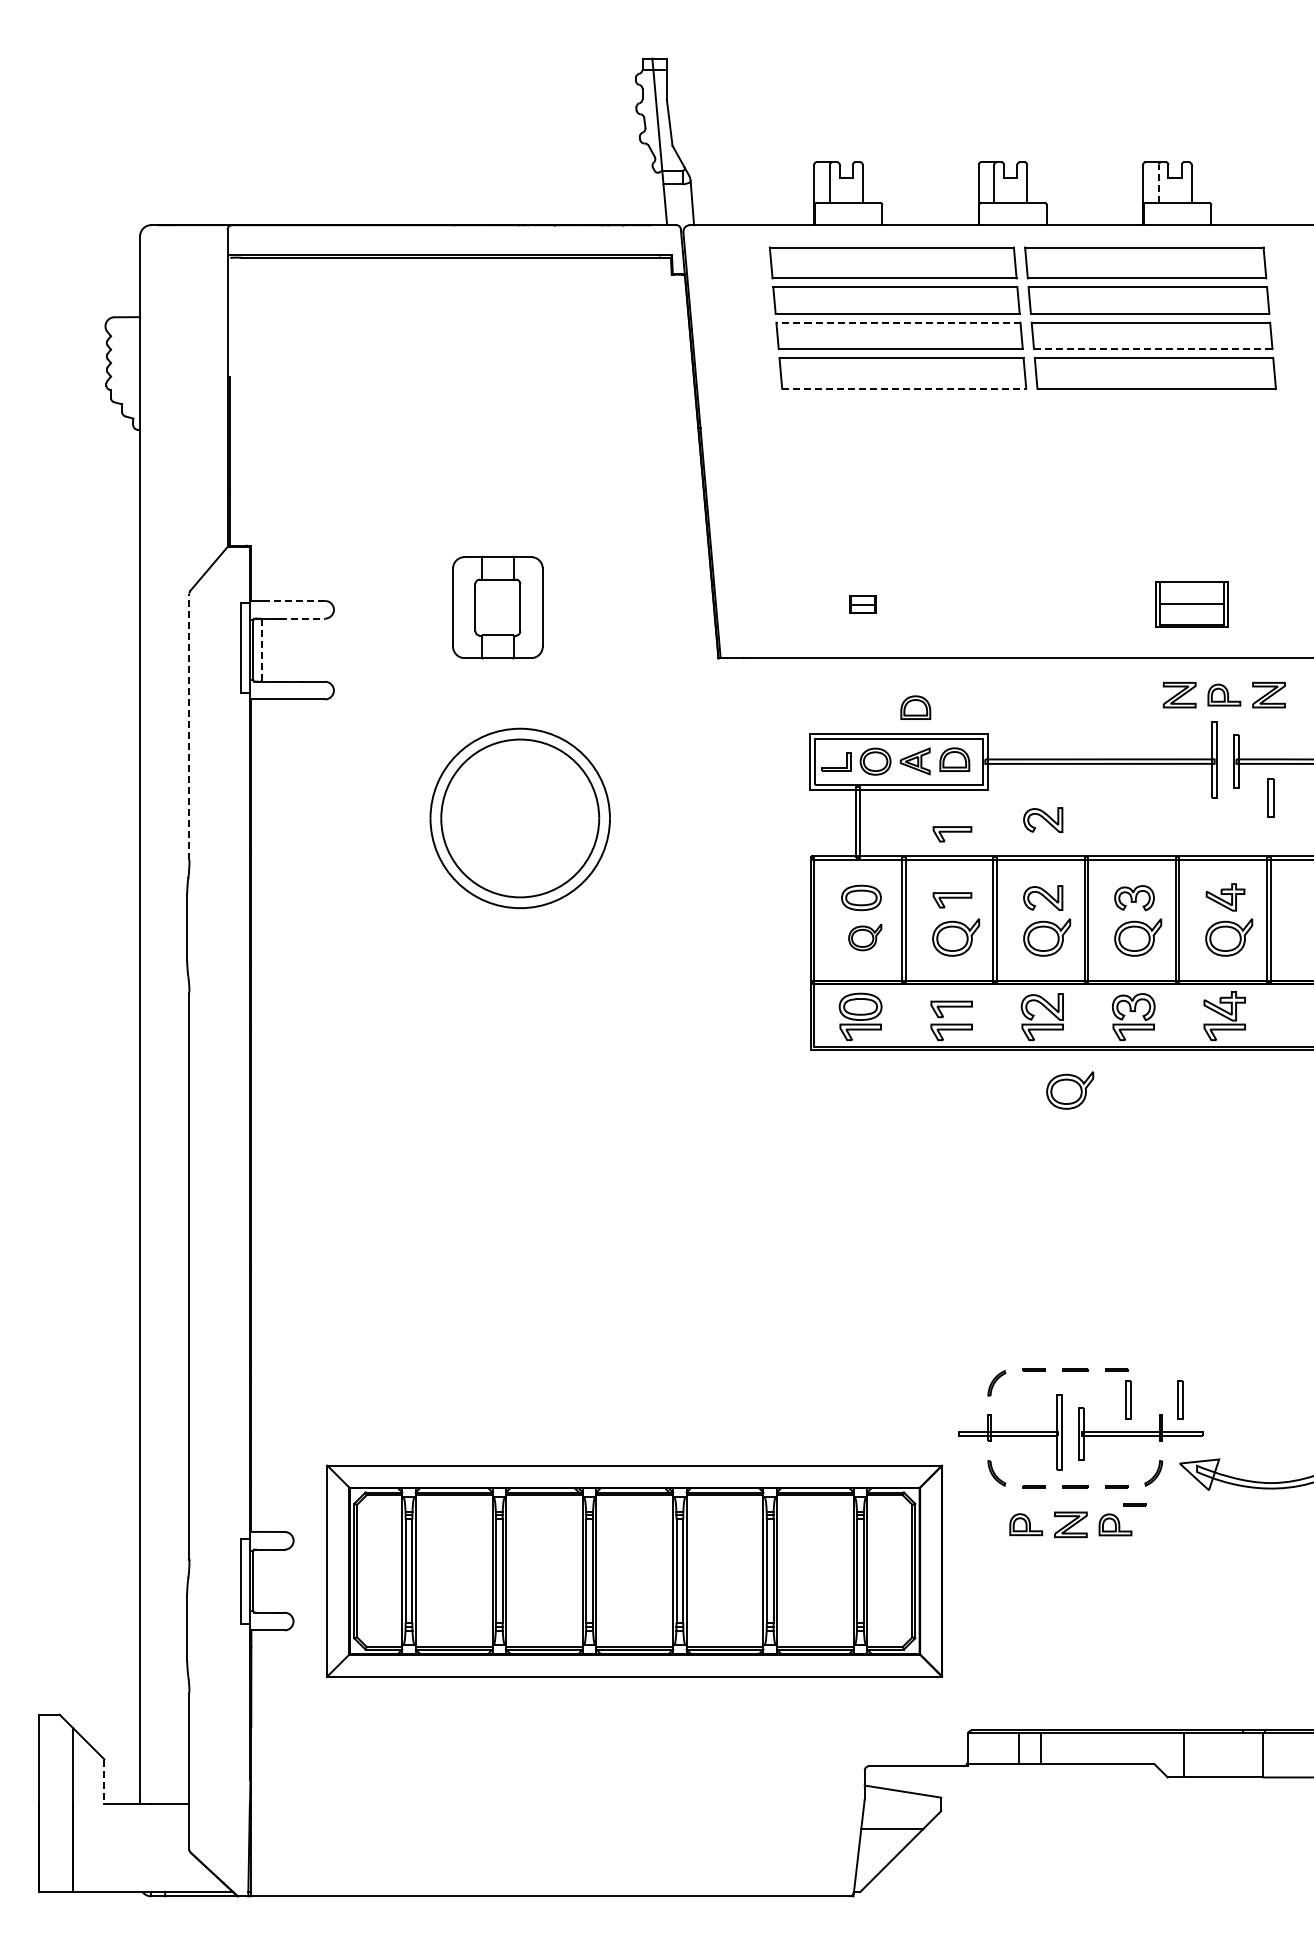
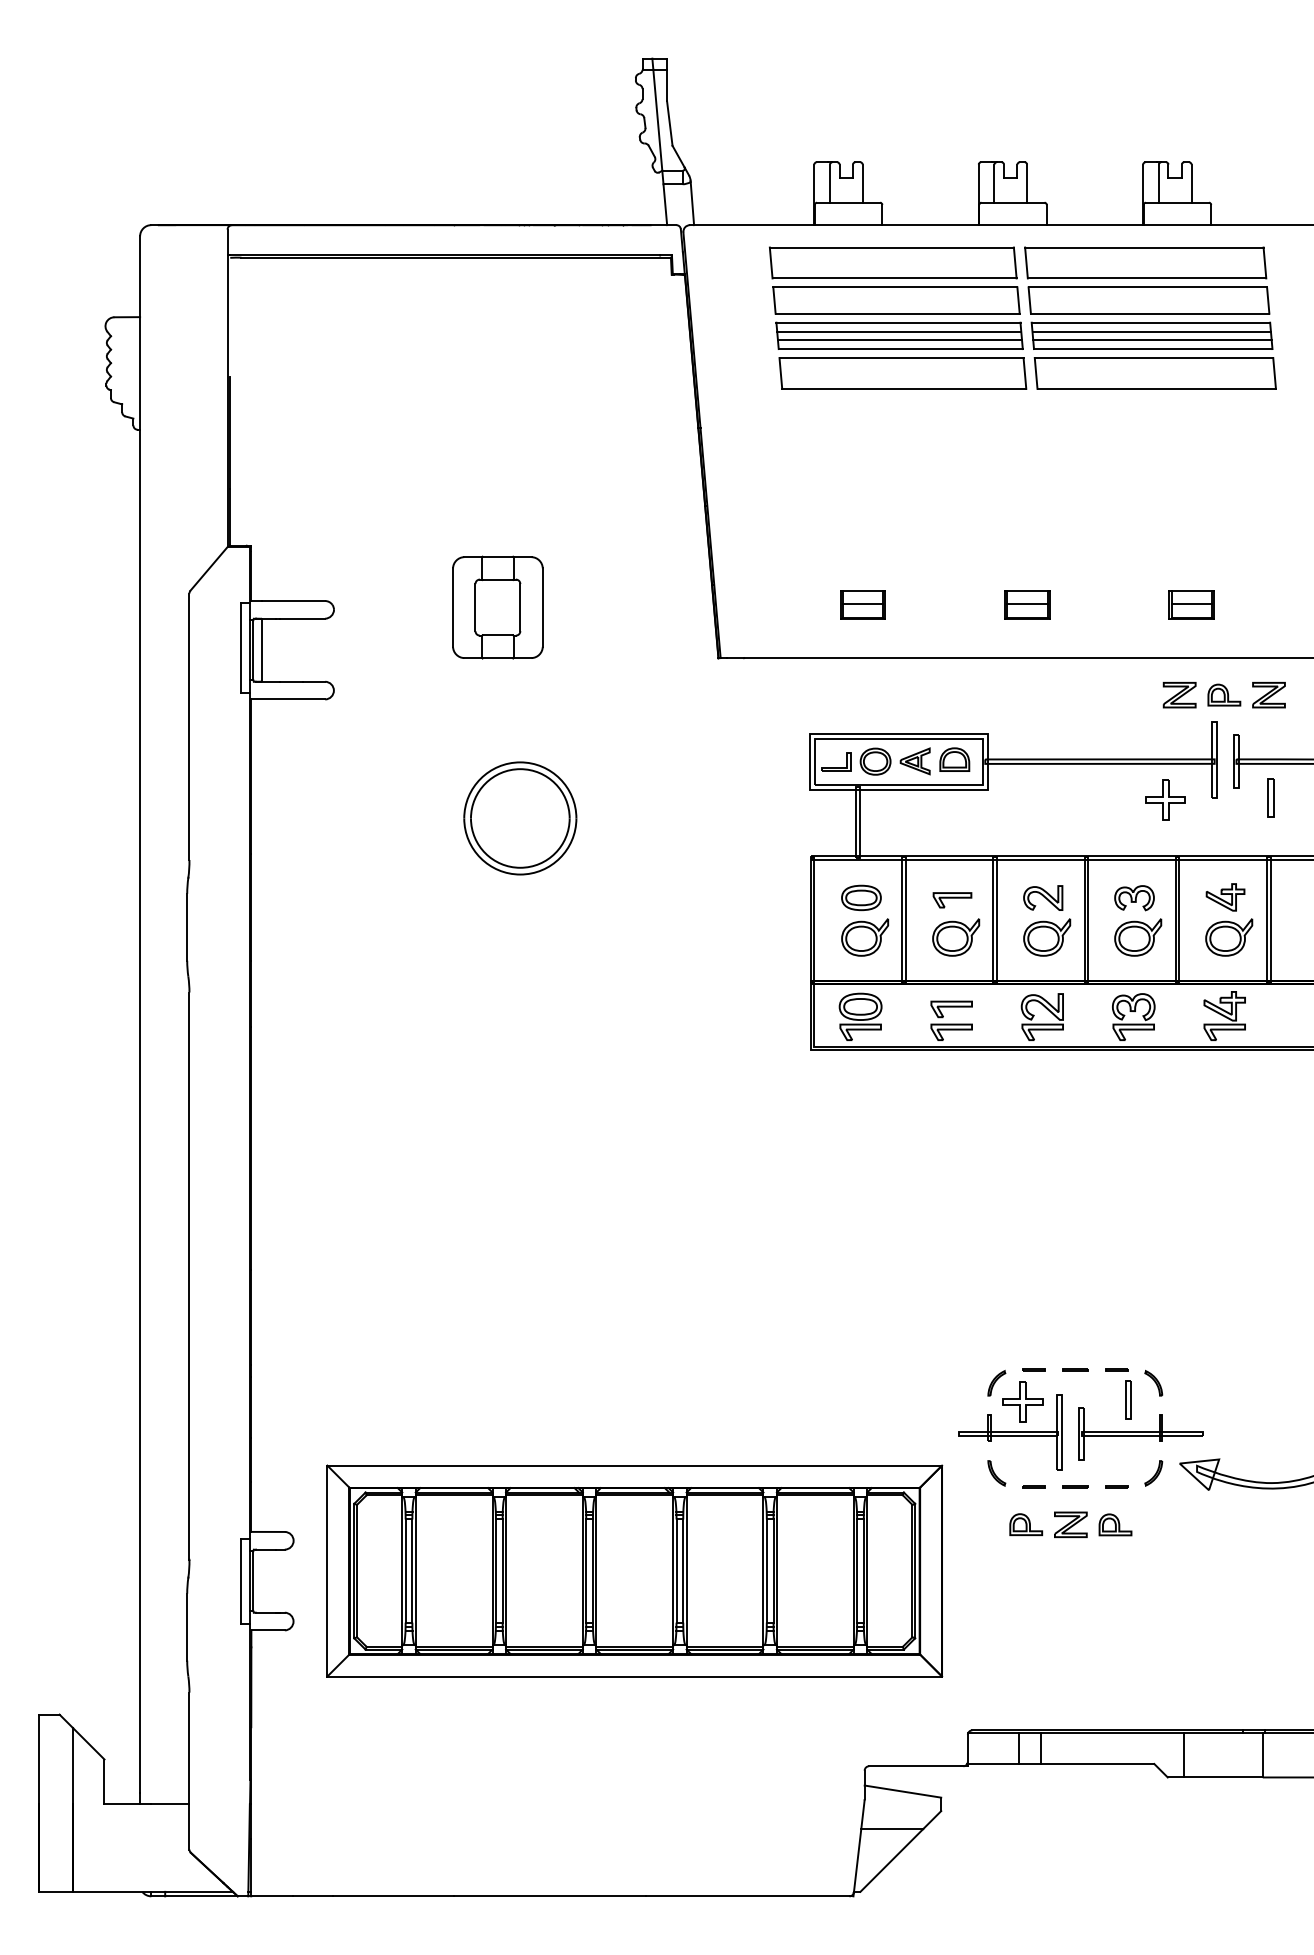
line: dashed -> solid (1158, 183)
line: dashed -> solid (897, 322)
line: none -> present (899, 331)
line: none -> present (1151, 331)
line: none -> present (899, 339)
line: none -> present (1152, 339)
line: dashed -> solid (1153, 349)
line: dashed -> solid (904, 388)
line: dashed -> solid (293, 601)
part size: 28x19 px -> 46x30 px (862, 604)
part: none -> present (1027, 604)
part size: 74x47 px -> 47x30 px (1191, 604)
line: dashed -> solid (303, 618)
line: dashed -> solid (262, 650)
part: present -> none (915, 707)
line: dashed -> solid (189, 726)
part: none -> present (1165, 799)
part size: 182x183 px -> 115x115 px (520, 818)
part: present -> none (1043, 819)
part: present -> none (952, 834)
part size: 35x28 px -> 49x39 px (865, 937)
part: present -> none (1070, 1090)
part: none -> present (1153, 1382)
part: present -> none (1180, 1399)
part: none -> present (1022, 1401)
line: present -> none (1134, 1504)
line: dashed -> solid (104, 1782)
